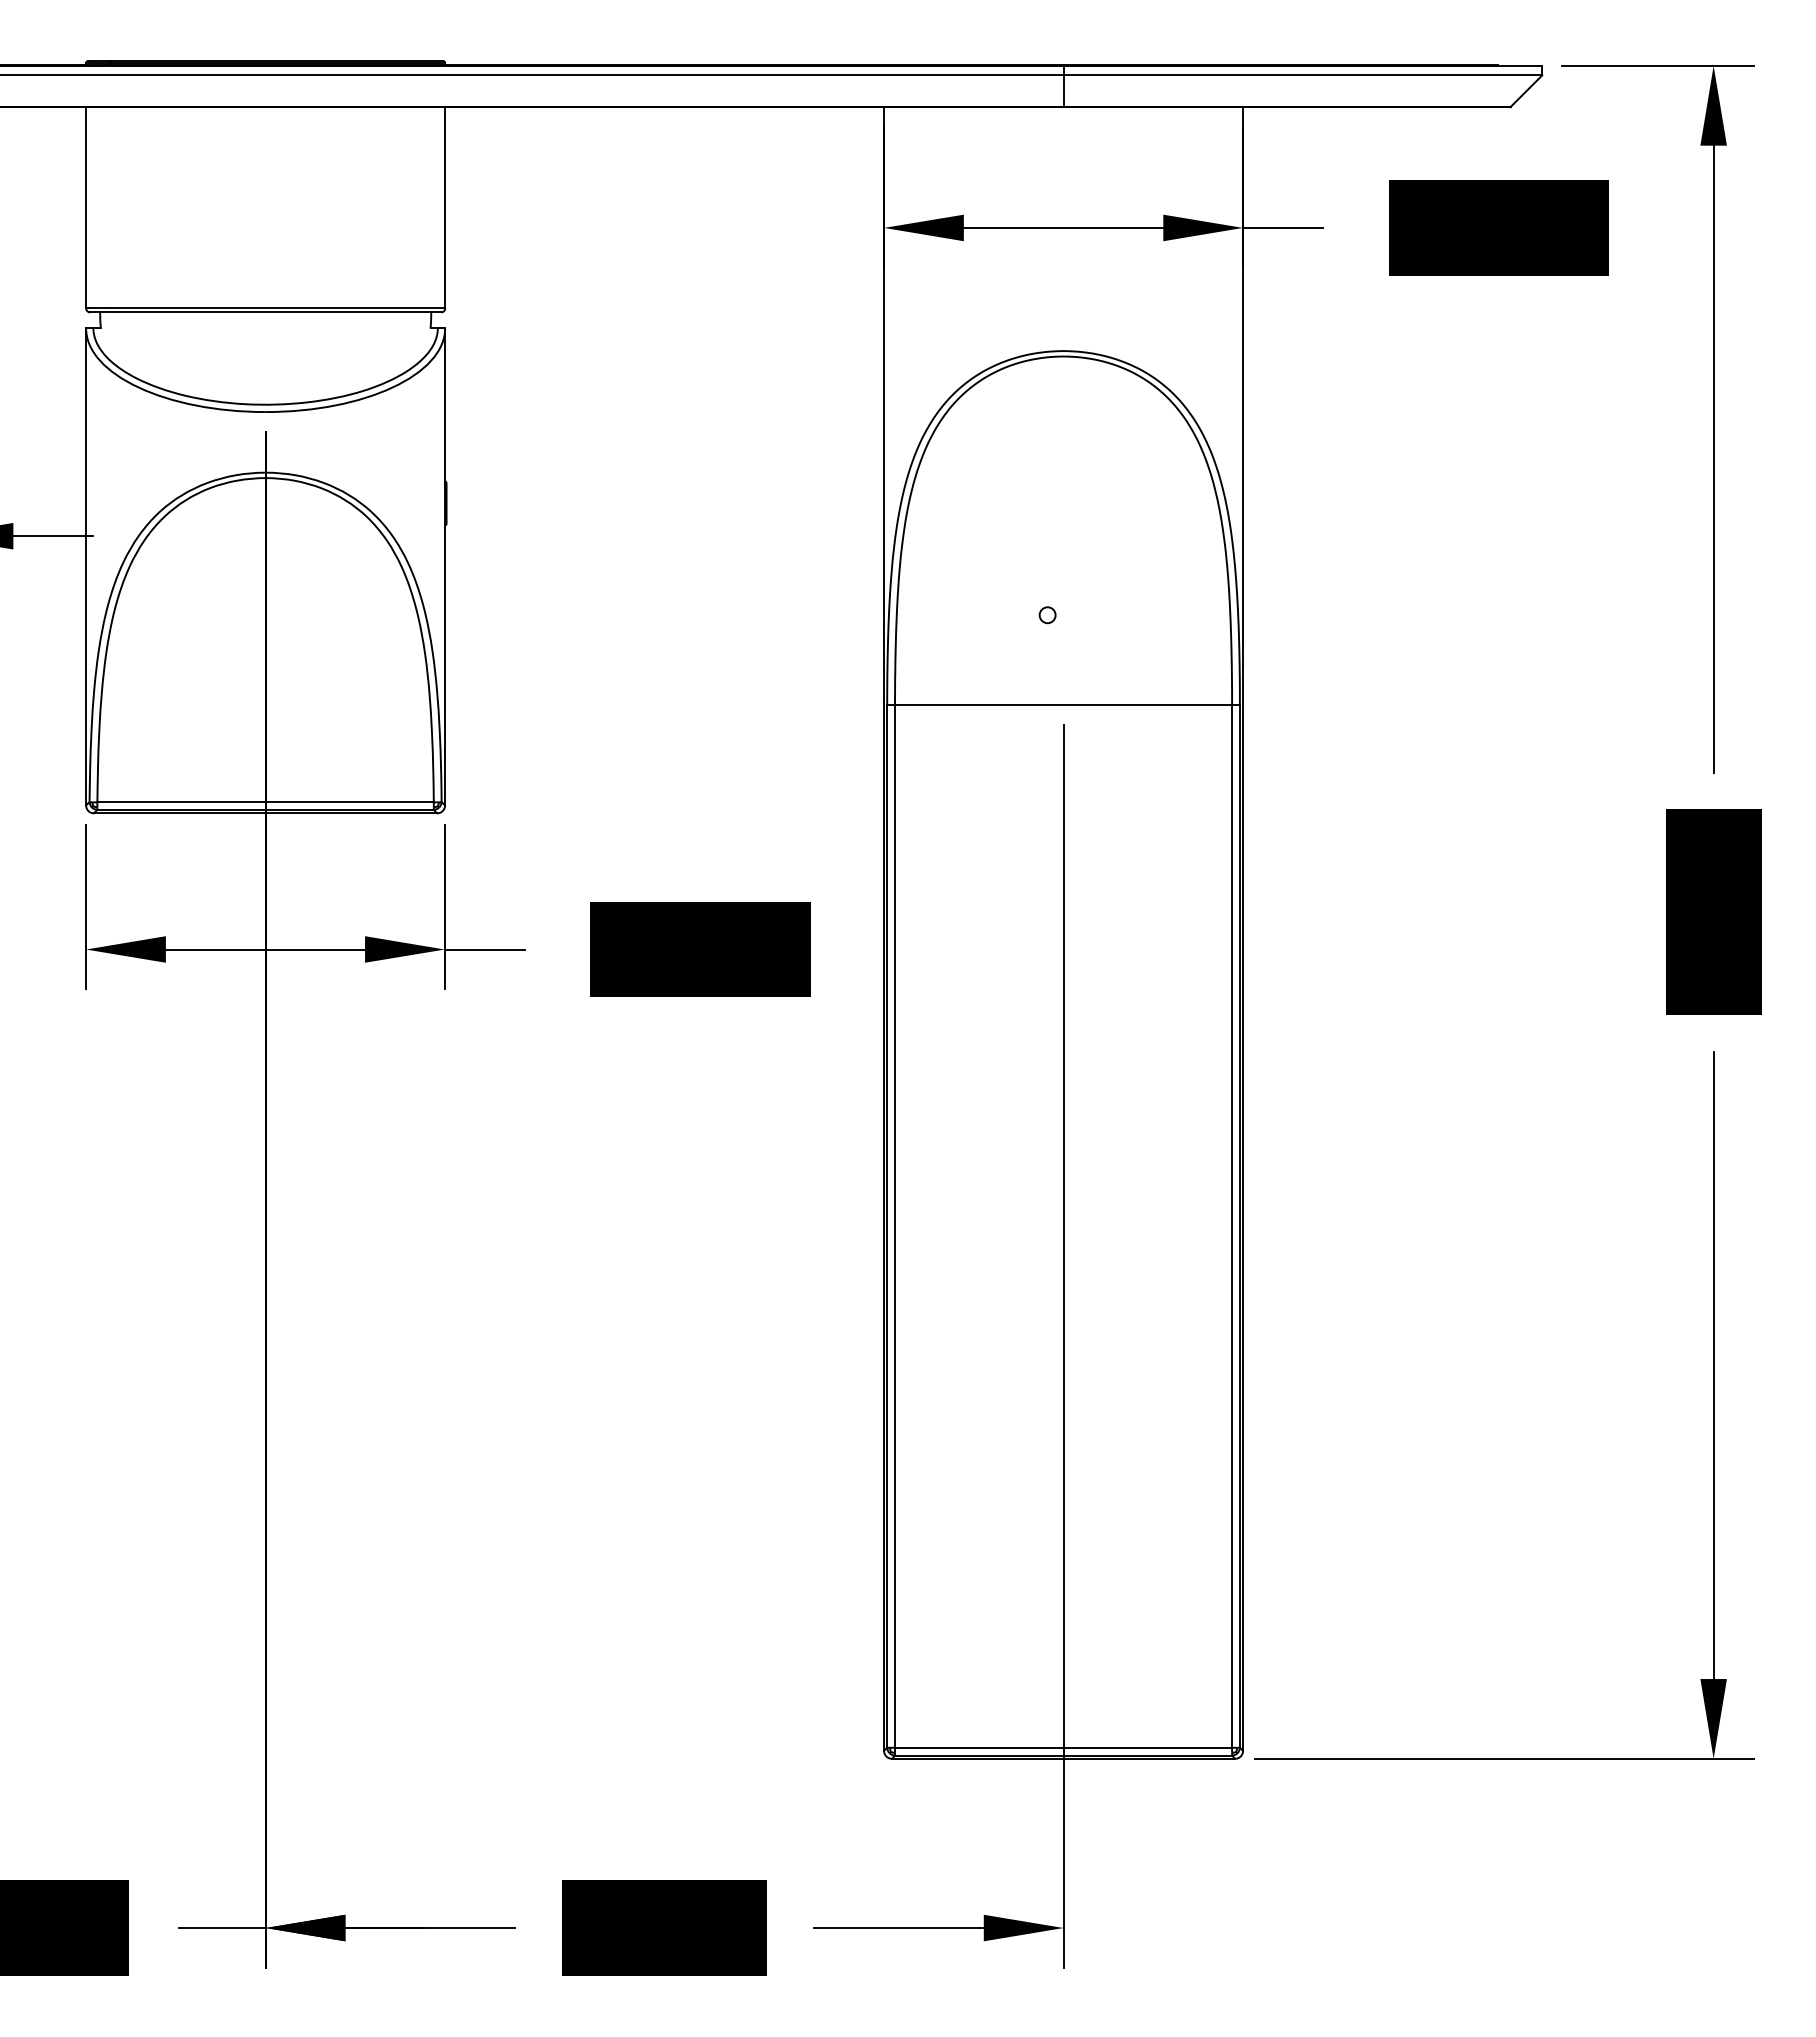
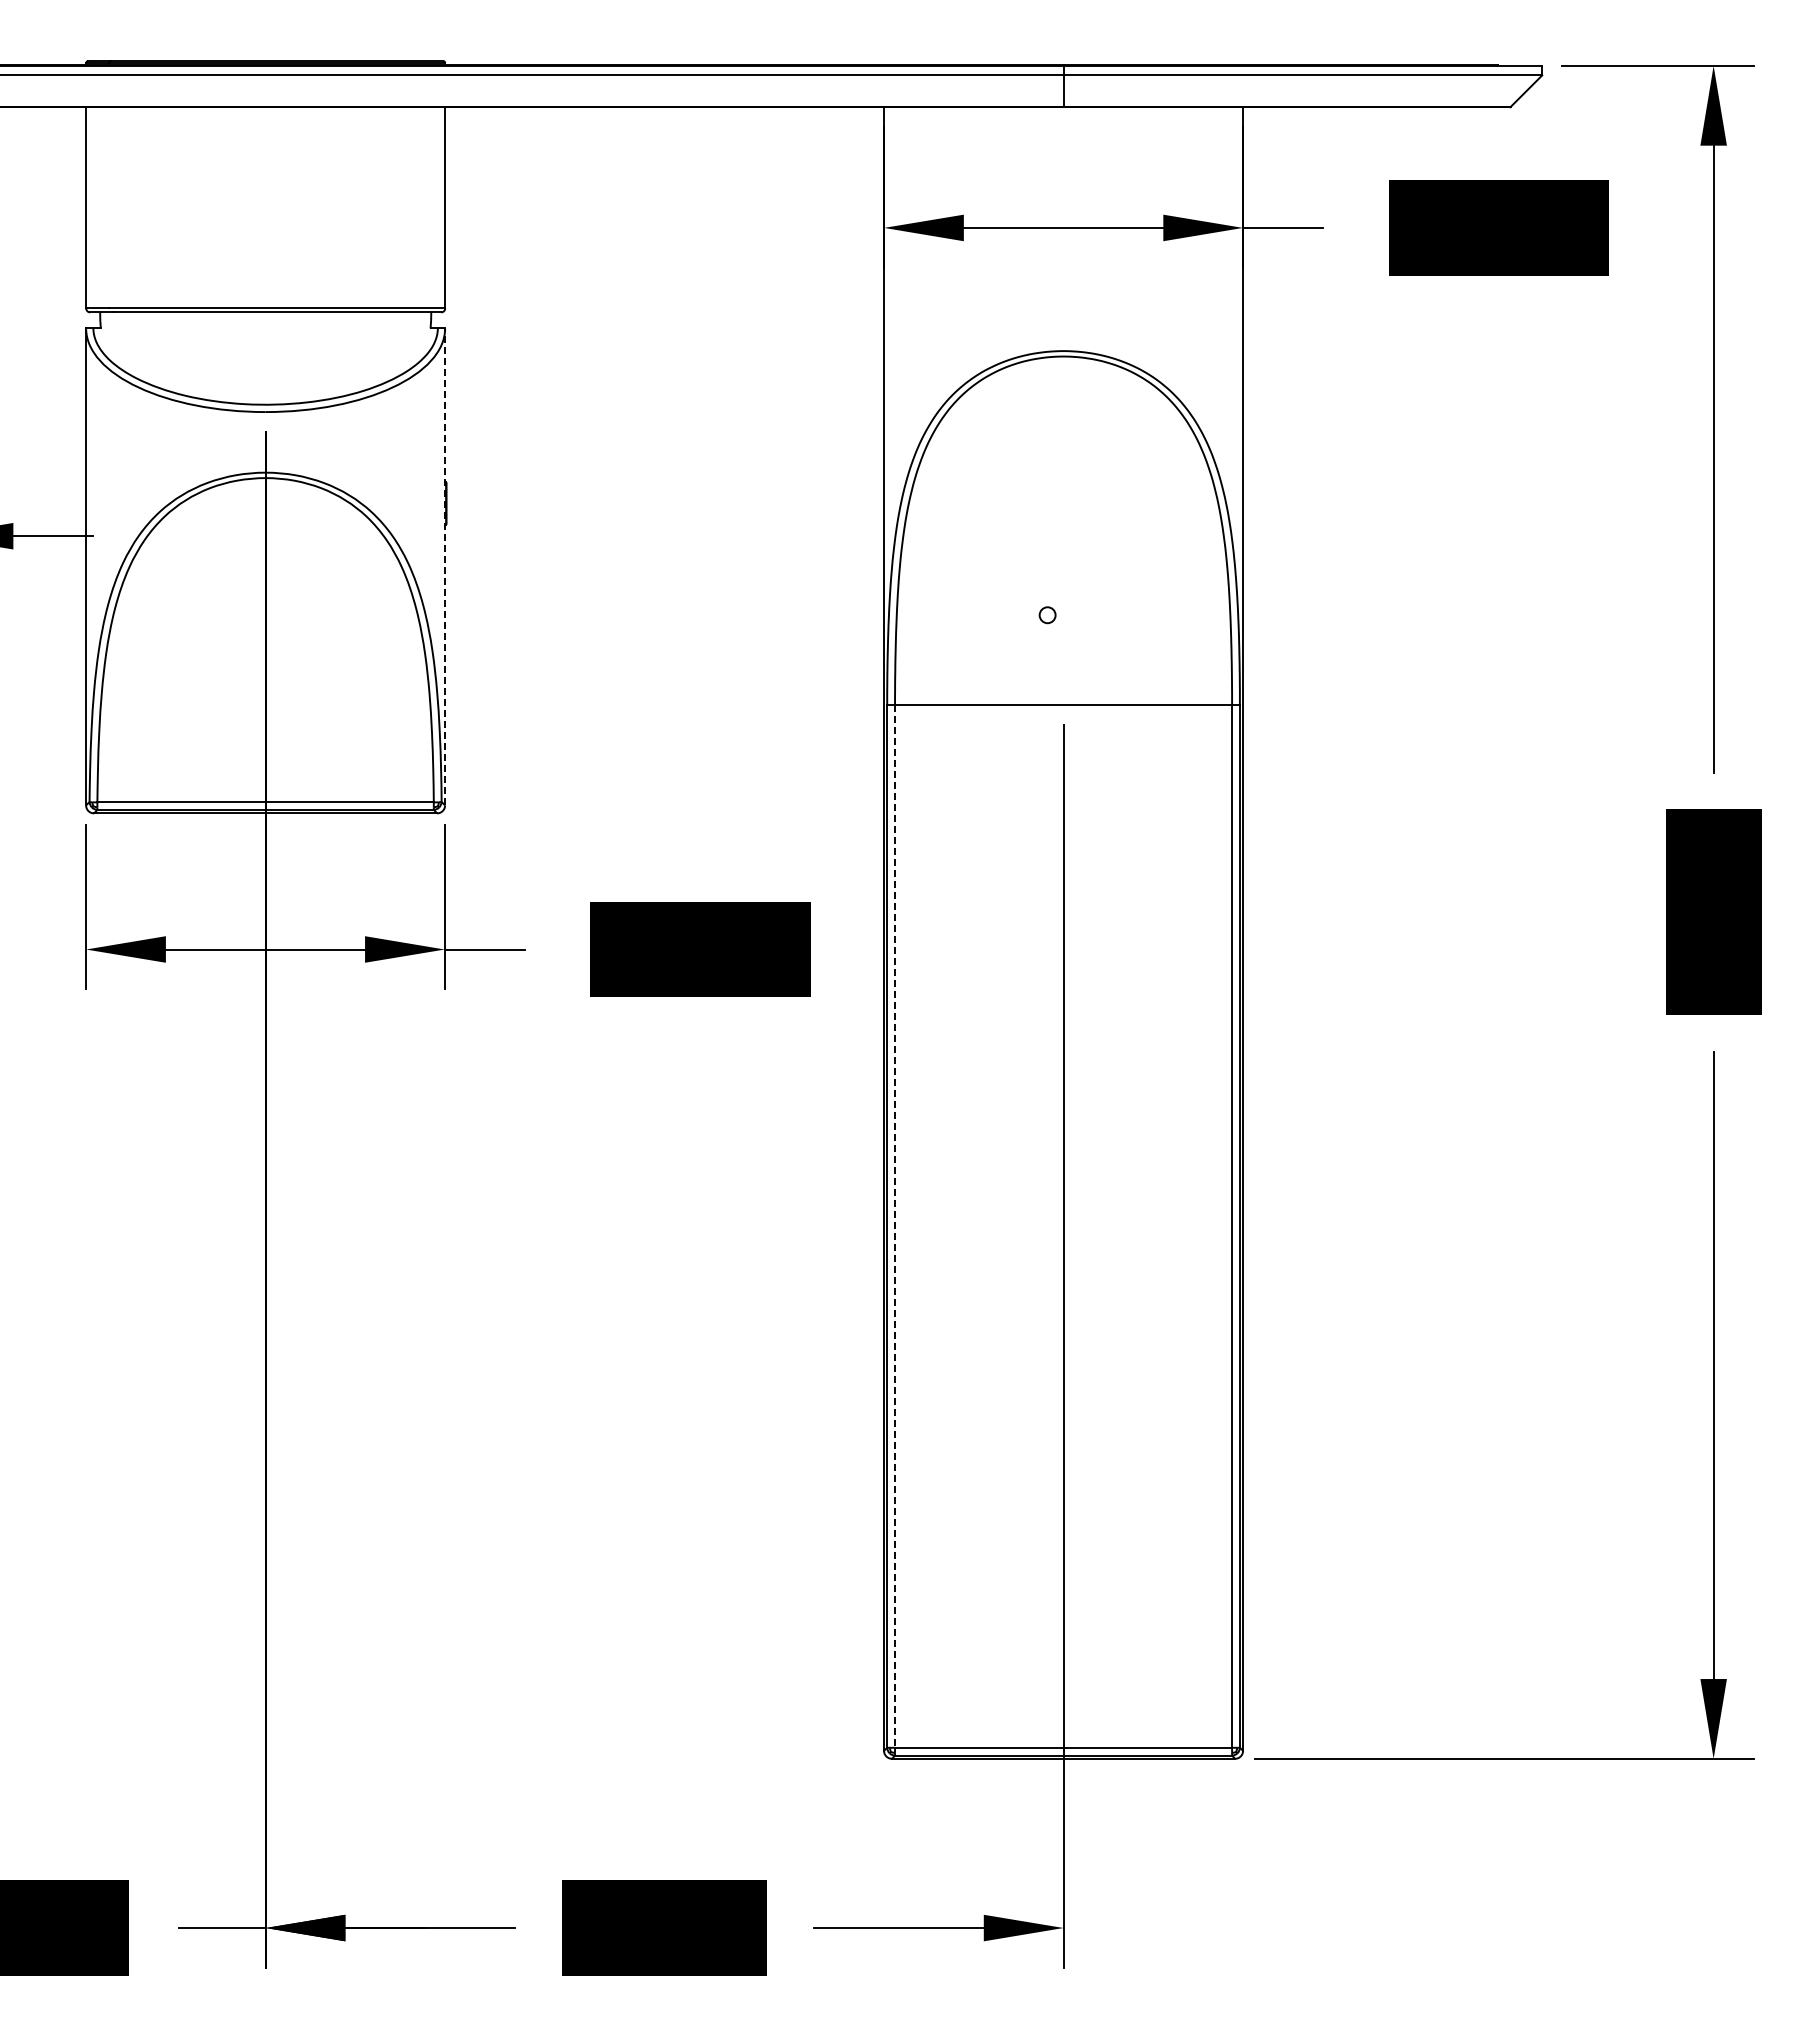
line: solid -> dashed (445, 566)
line: solid -> dashed (895, 1226)
